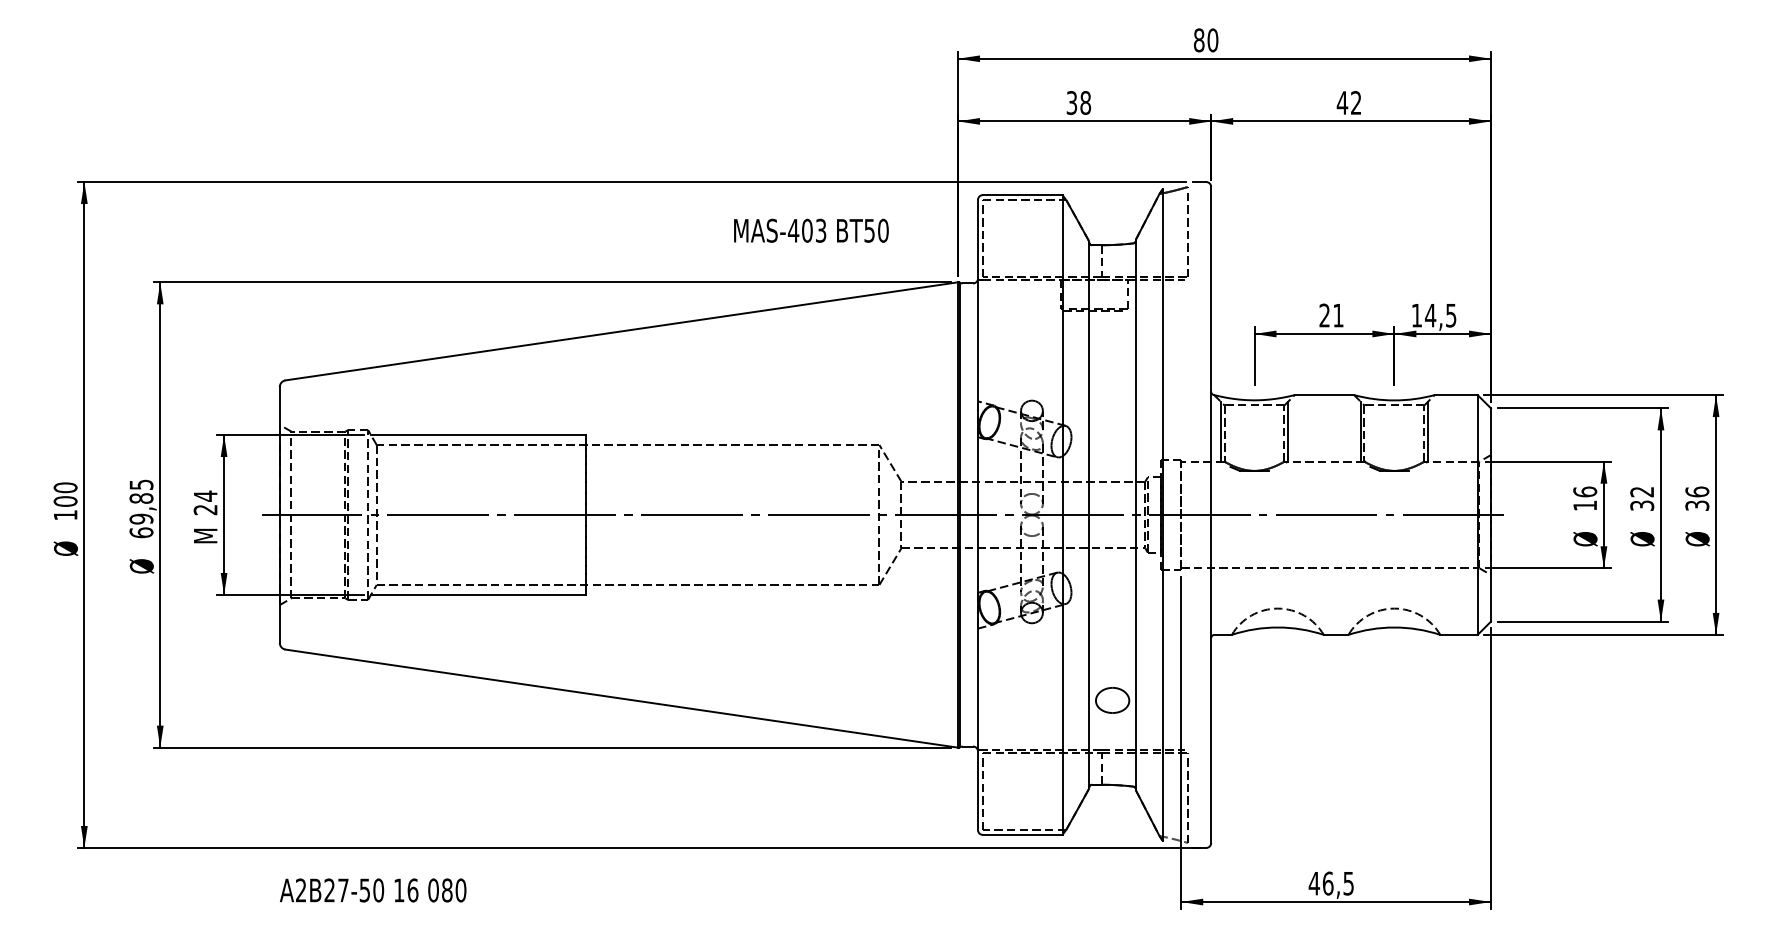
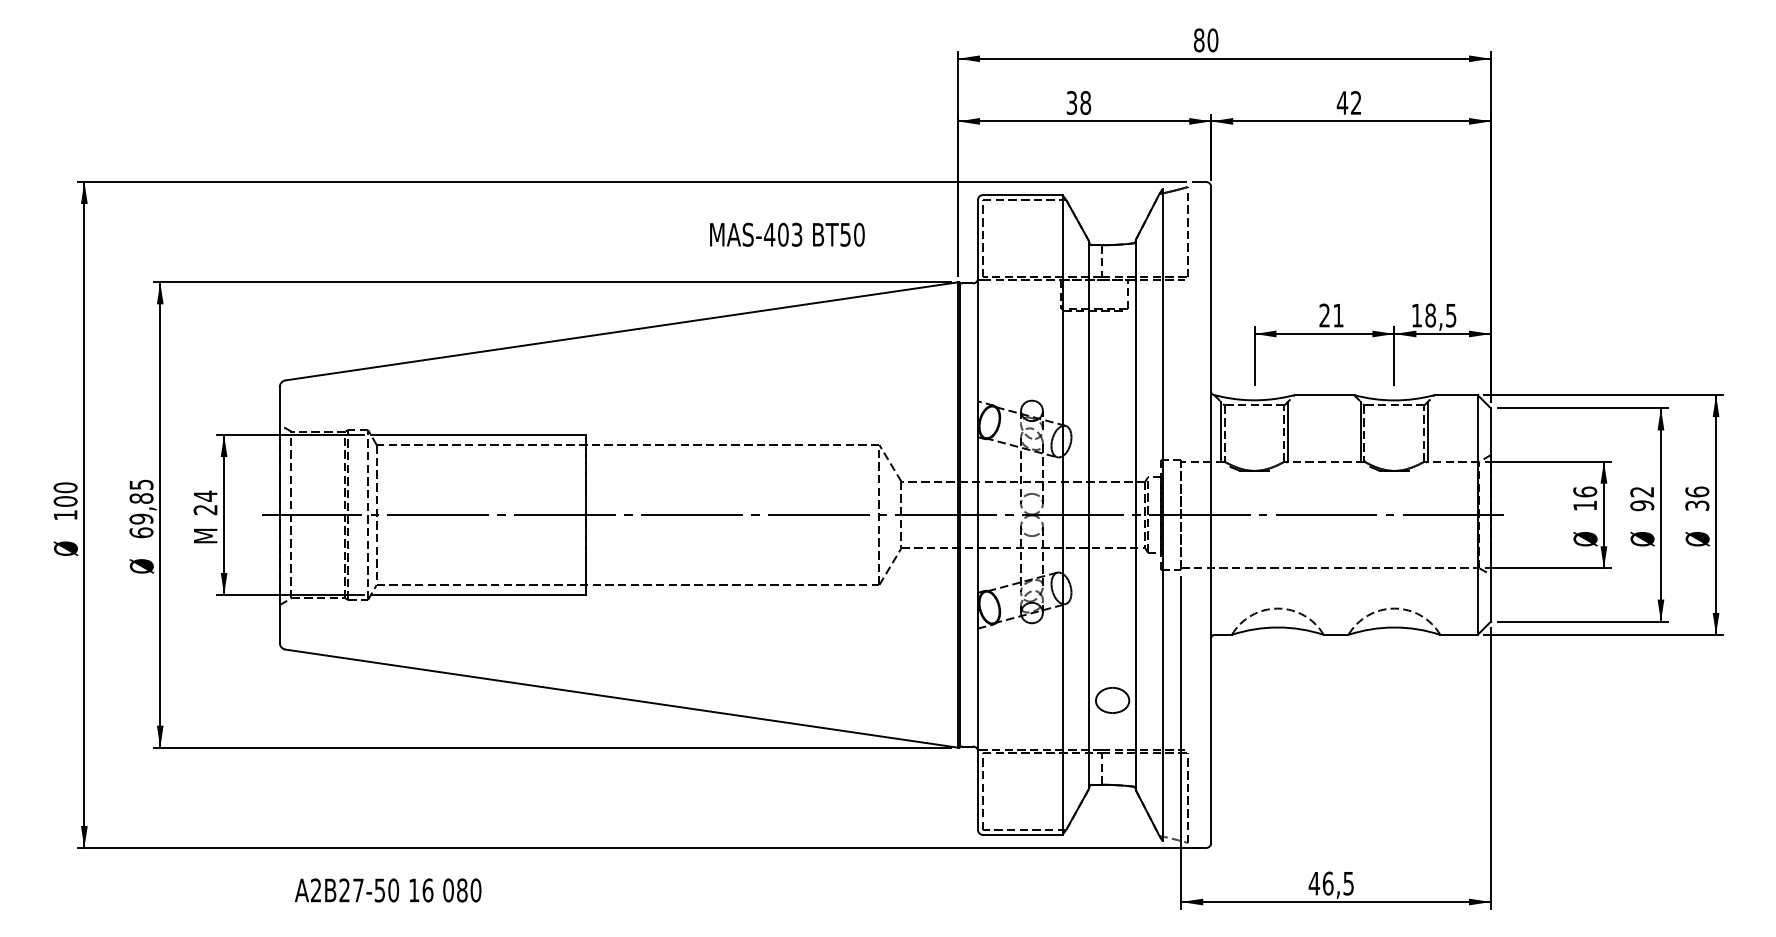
text position: (811, 230) -> (787, 234) (787, 234)
text: 14,5 -> 18,5 (1430, 315)
text: 32 -> 92 (1642, 505)
text position: (373, 890) -> (388, 890) (388, 890)
